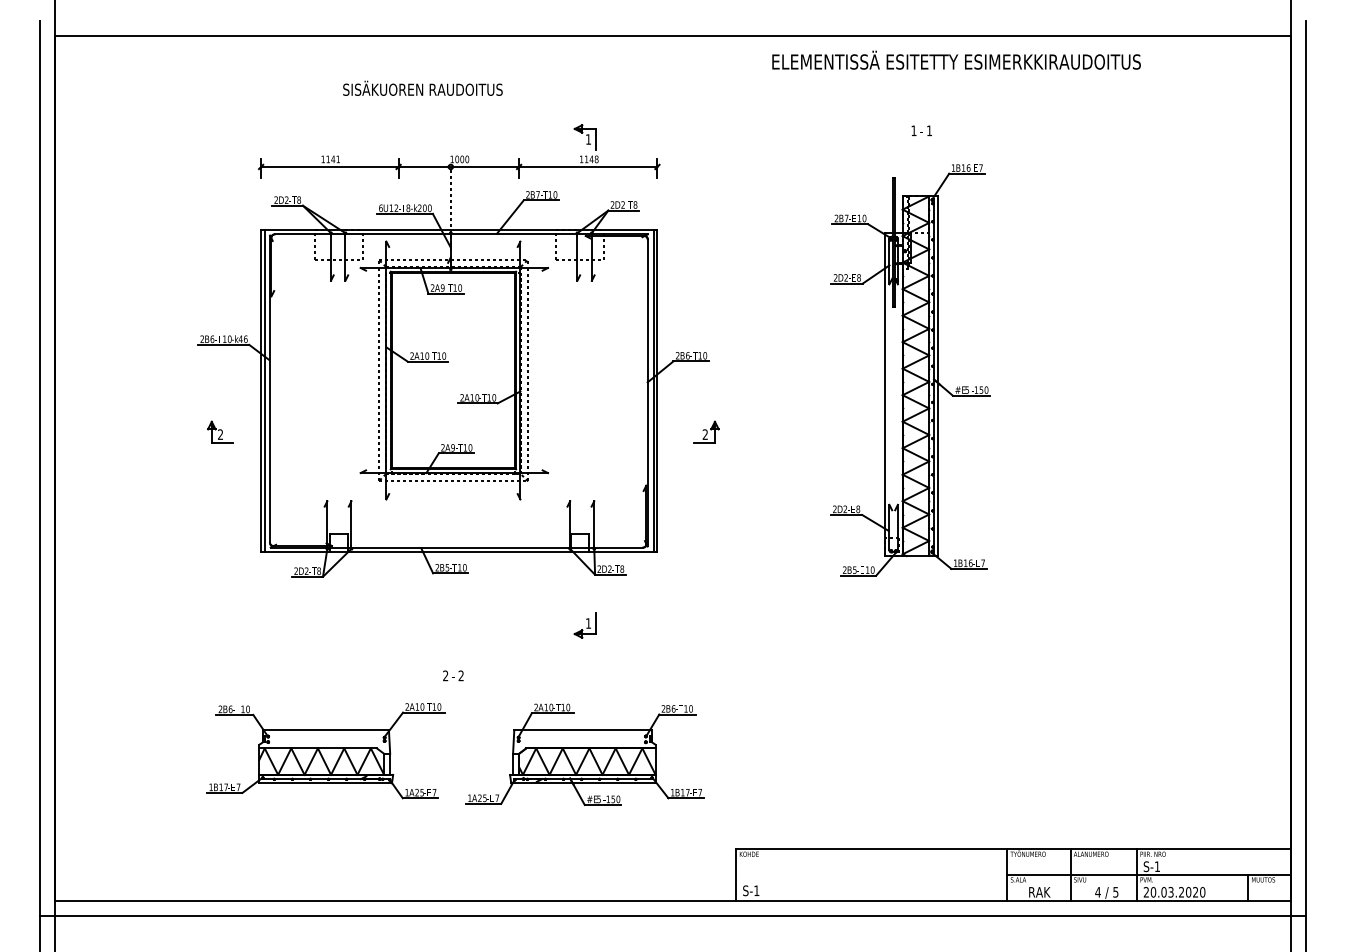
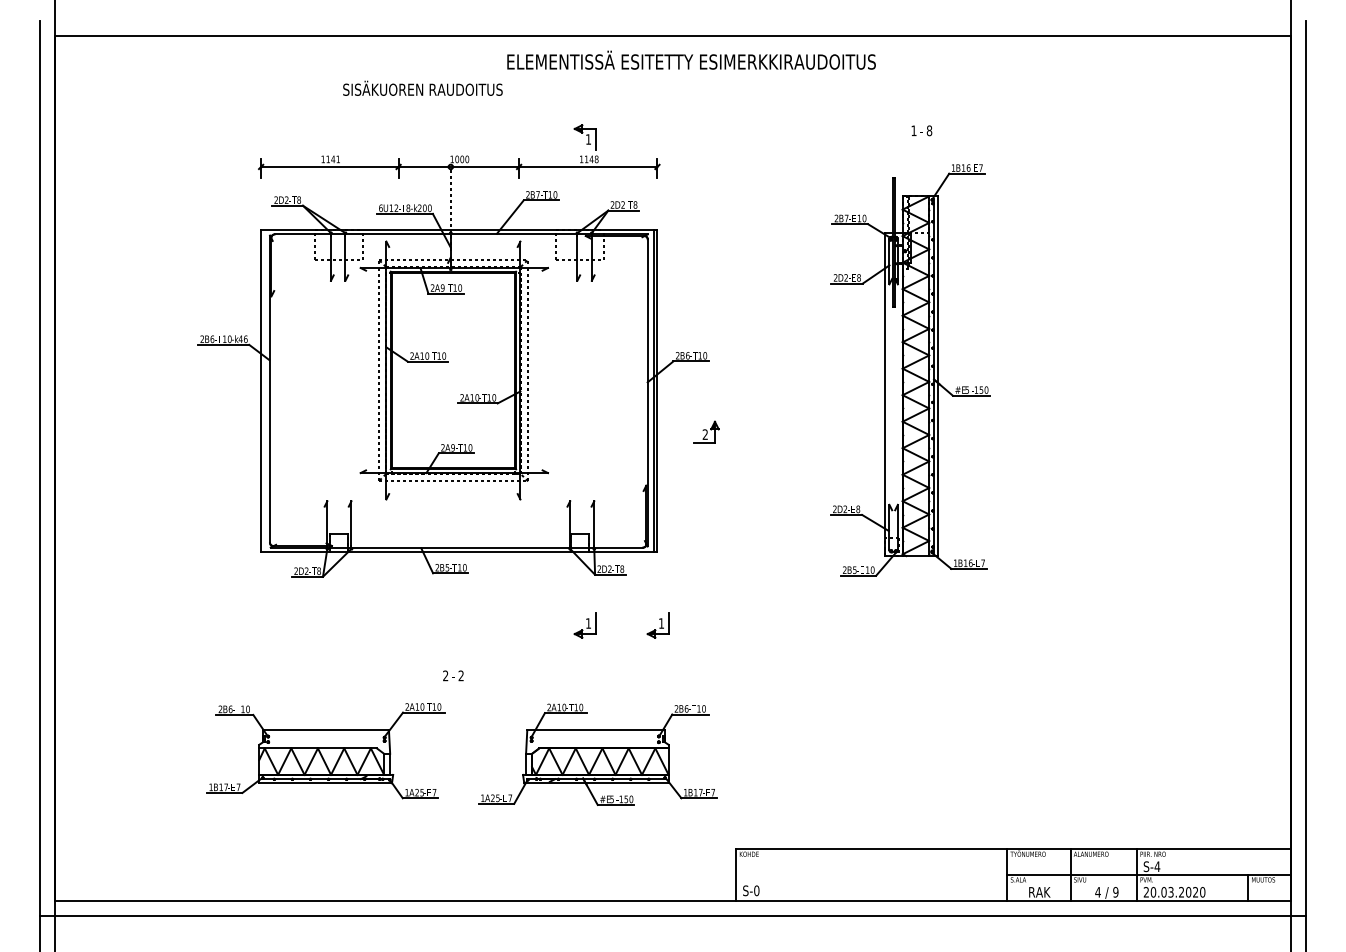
text position: (956, 59) -> (691, 59) (691, 59)
text: 1 -> 8 (929, 130)
line: present -> none (264, 390)
part: present -> none (220, 431)
part: none -> present (657, 625)
part position: (584, 754) -> (597, 754) (597, 754)
text: S-1 -> S-4 (1157, 866)
text: S-1 -> S-0 (756, 890)
text: 5 -> 9 (1115, 892)
